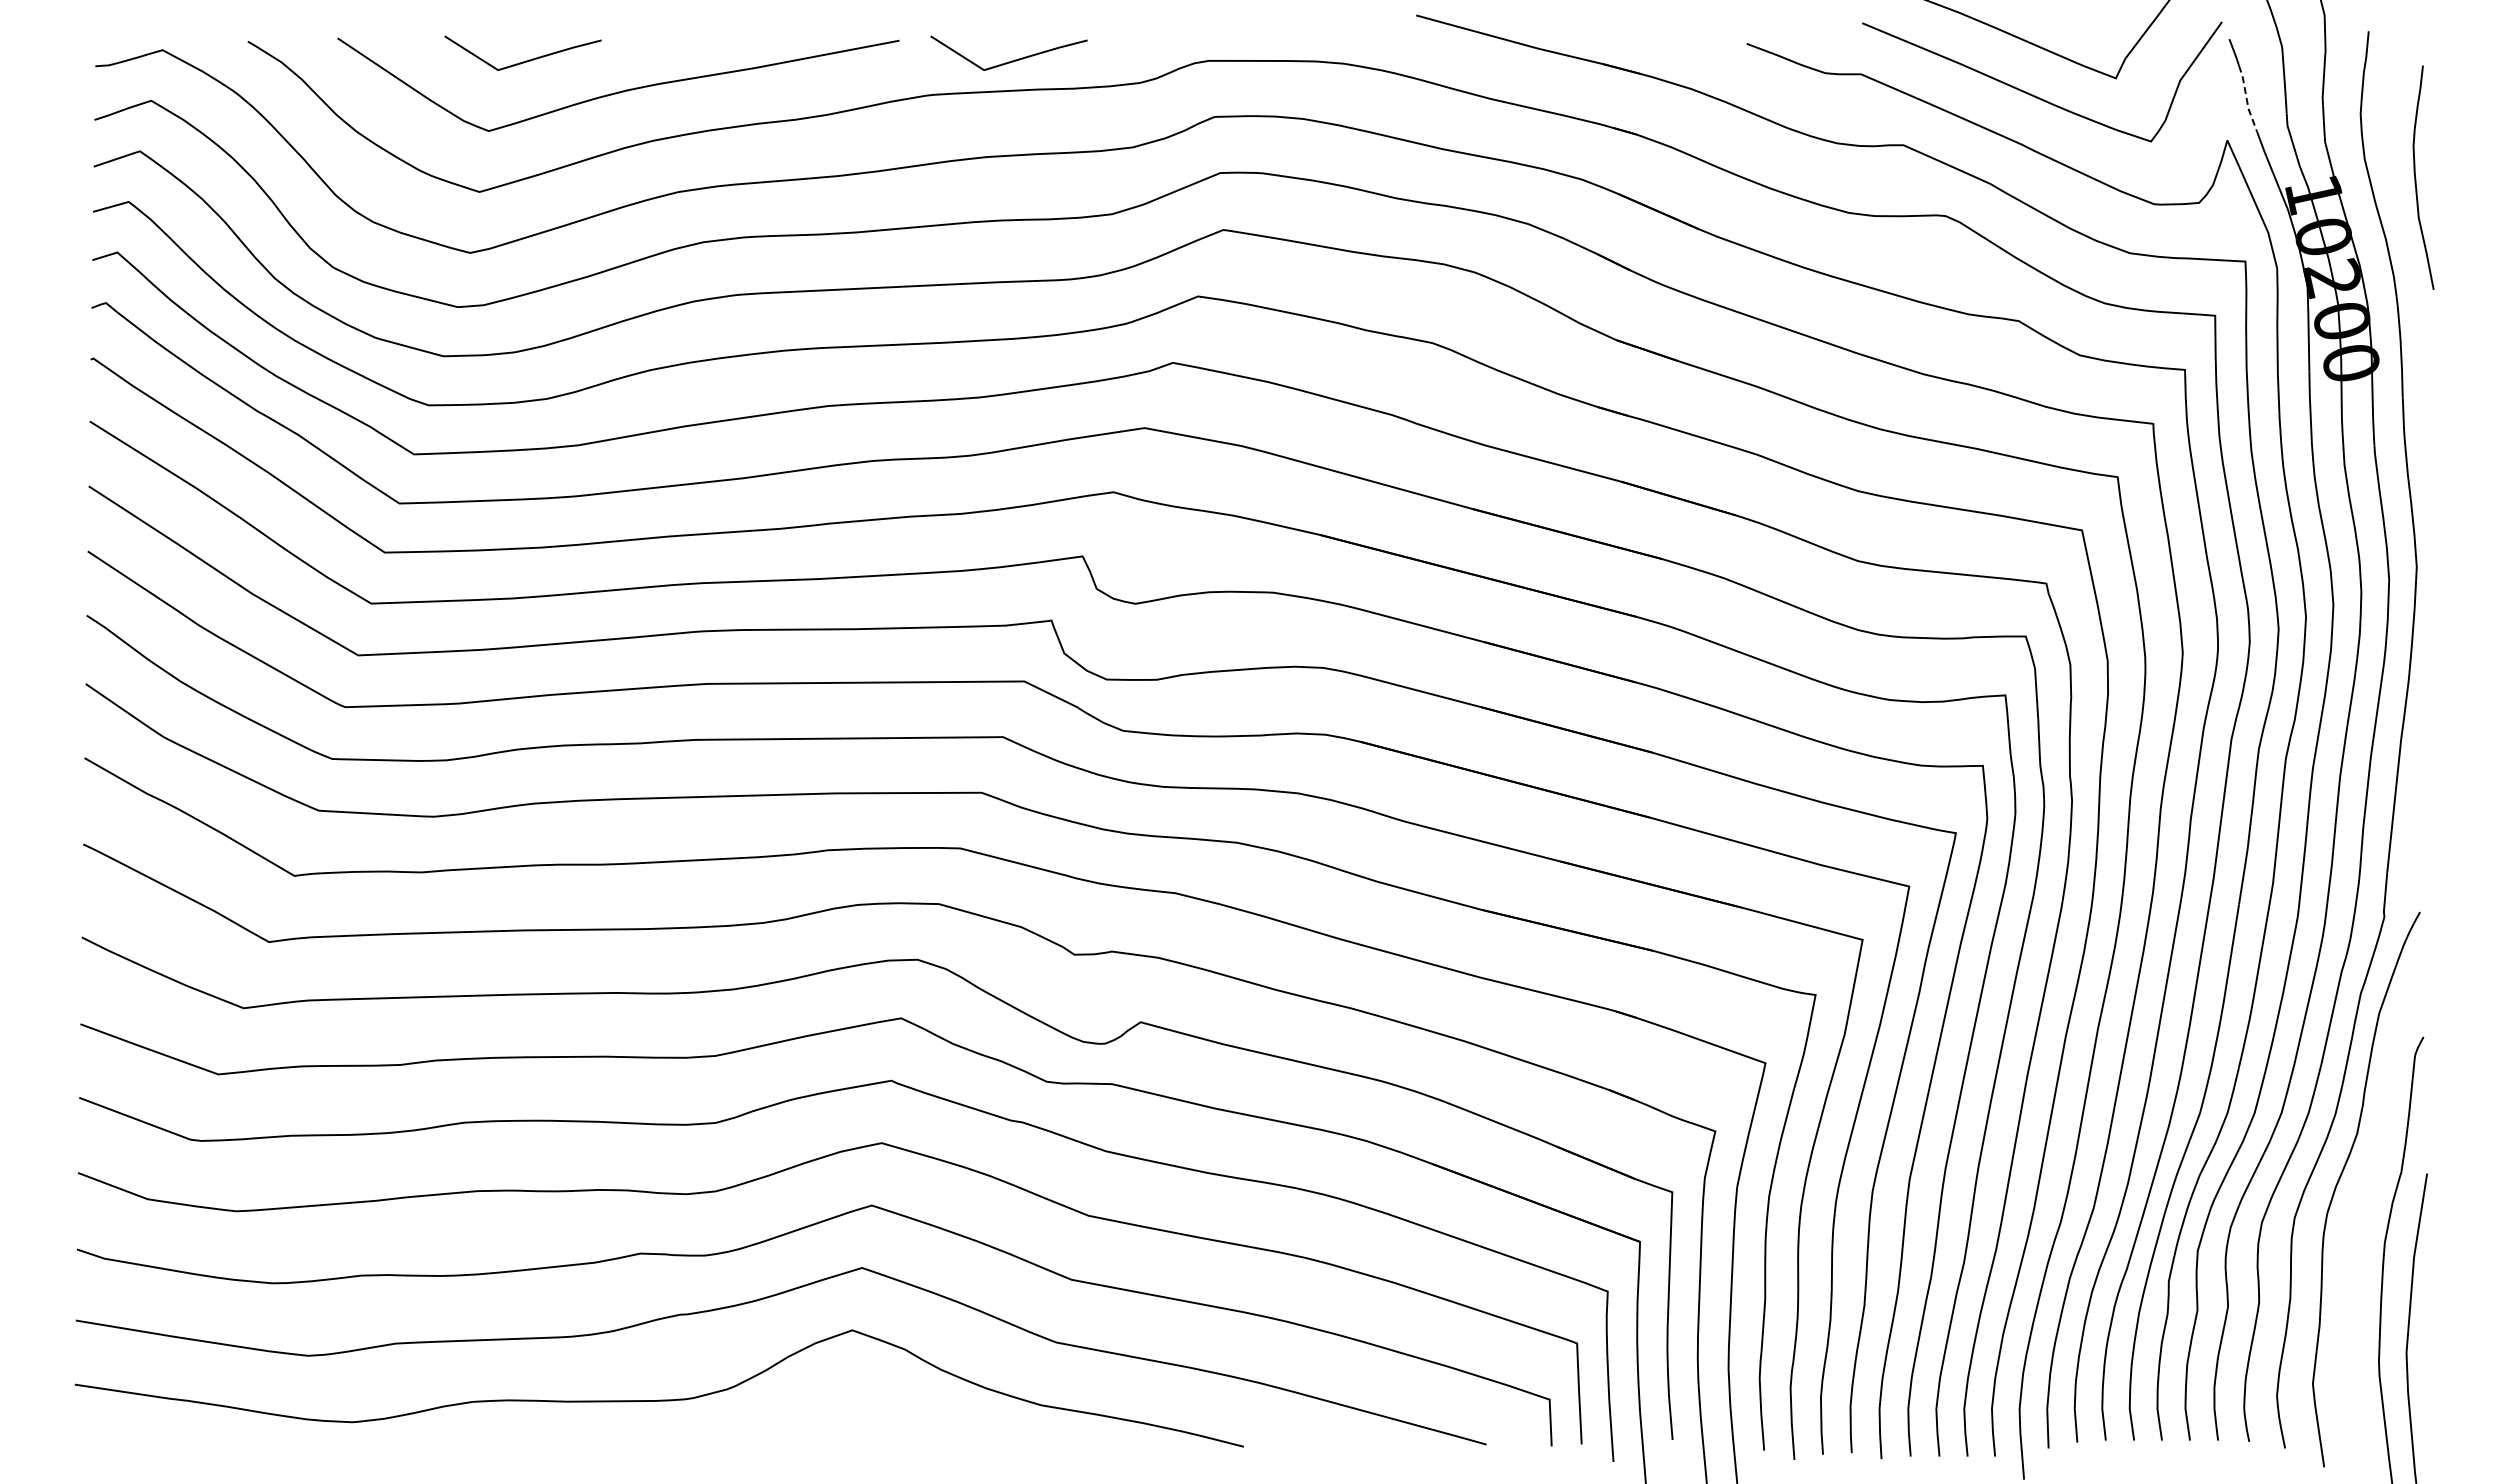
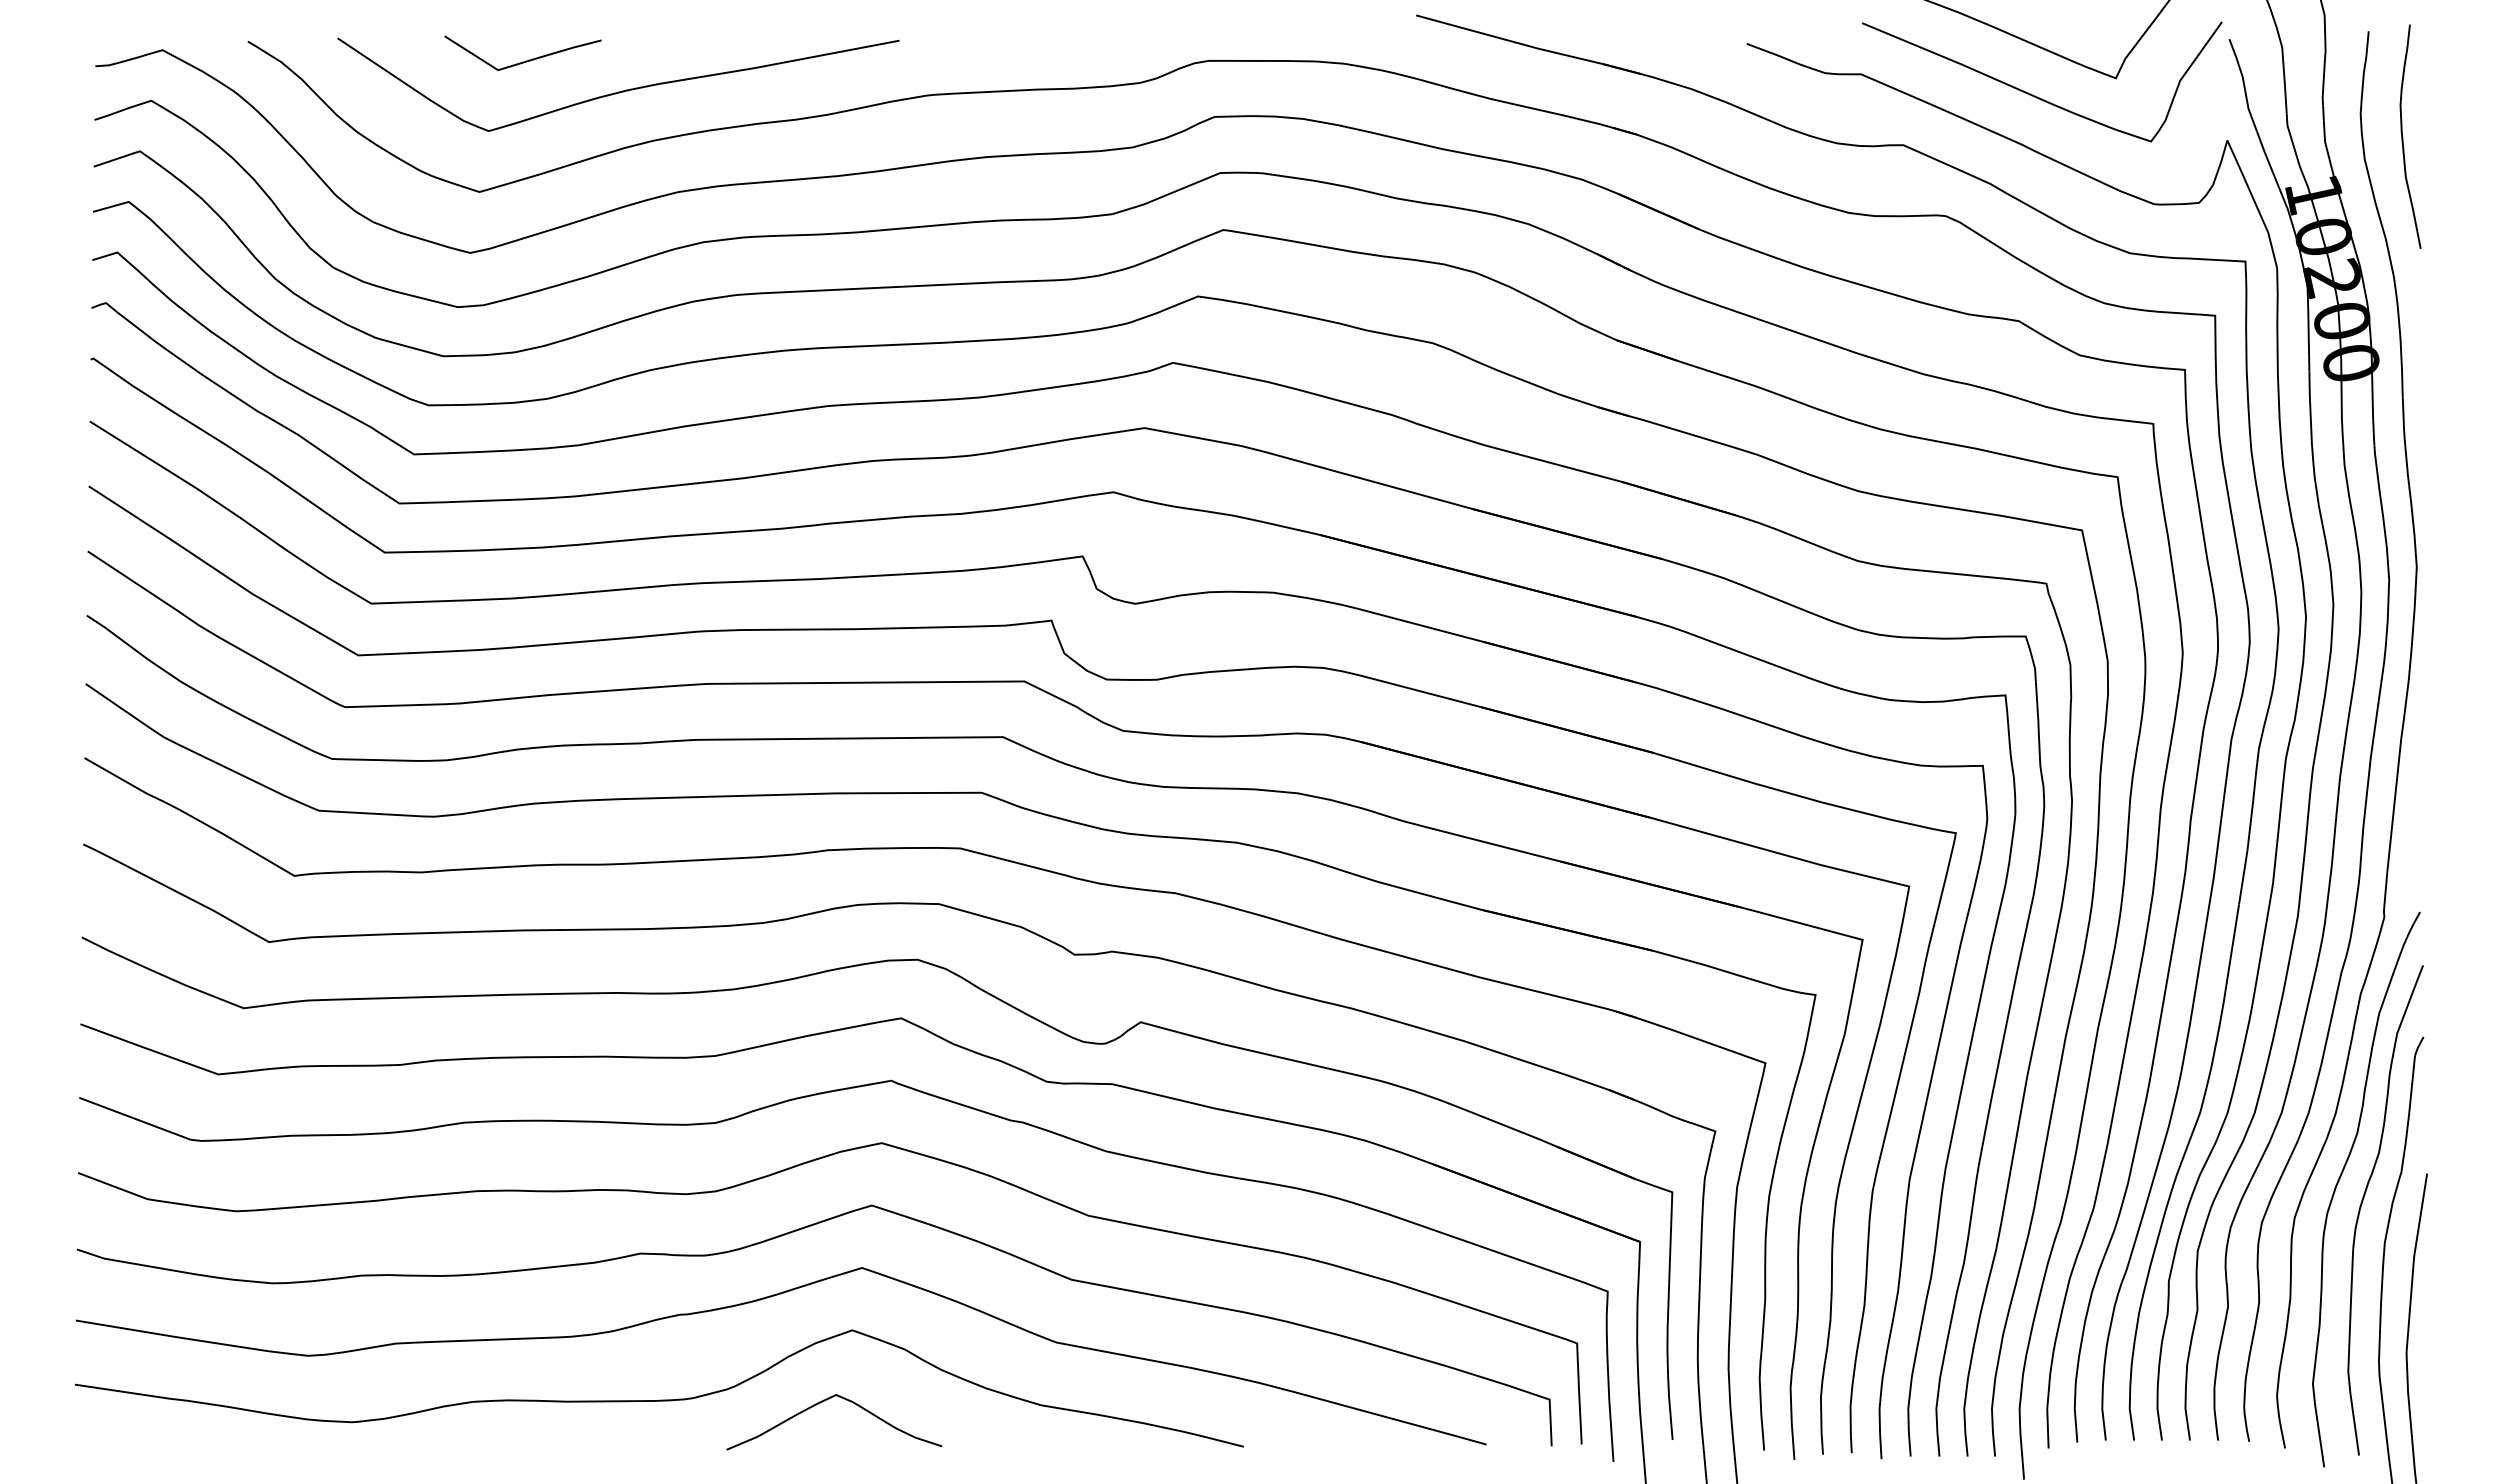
curve: present -> none (1011, 60)
line: dashed -> solid (2246, 99)
curve position: (2416, 177) -> (2403, 136) (2403, 136)
curve: none -> present (2363, 1201)
curve: none -> present (827, 1400)
